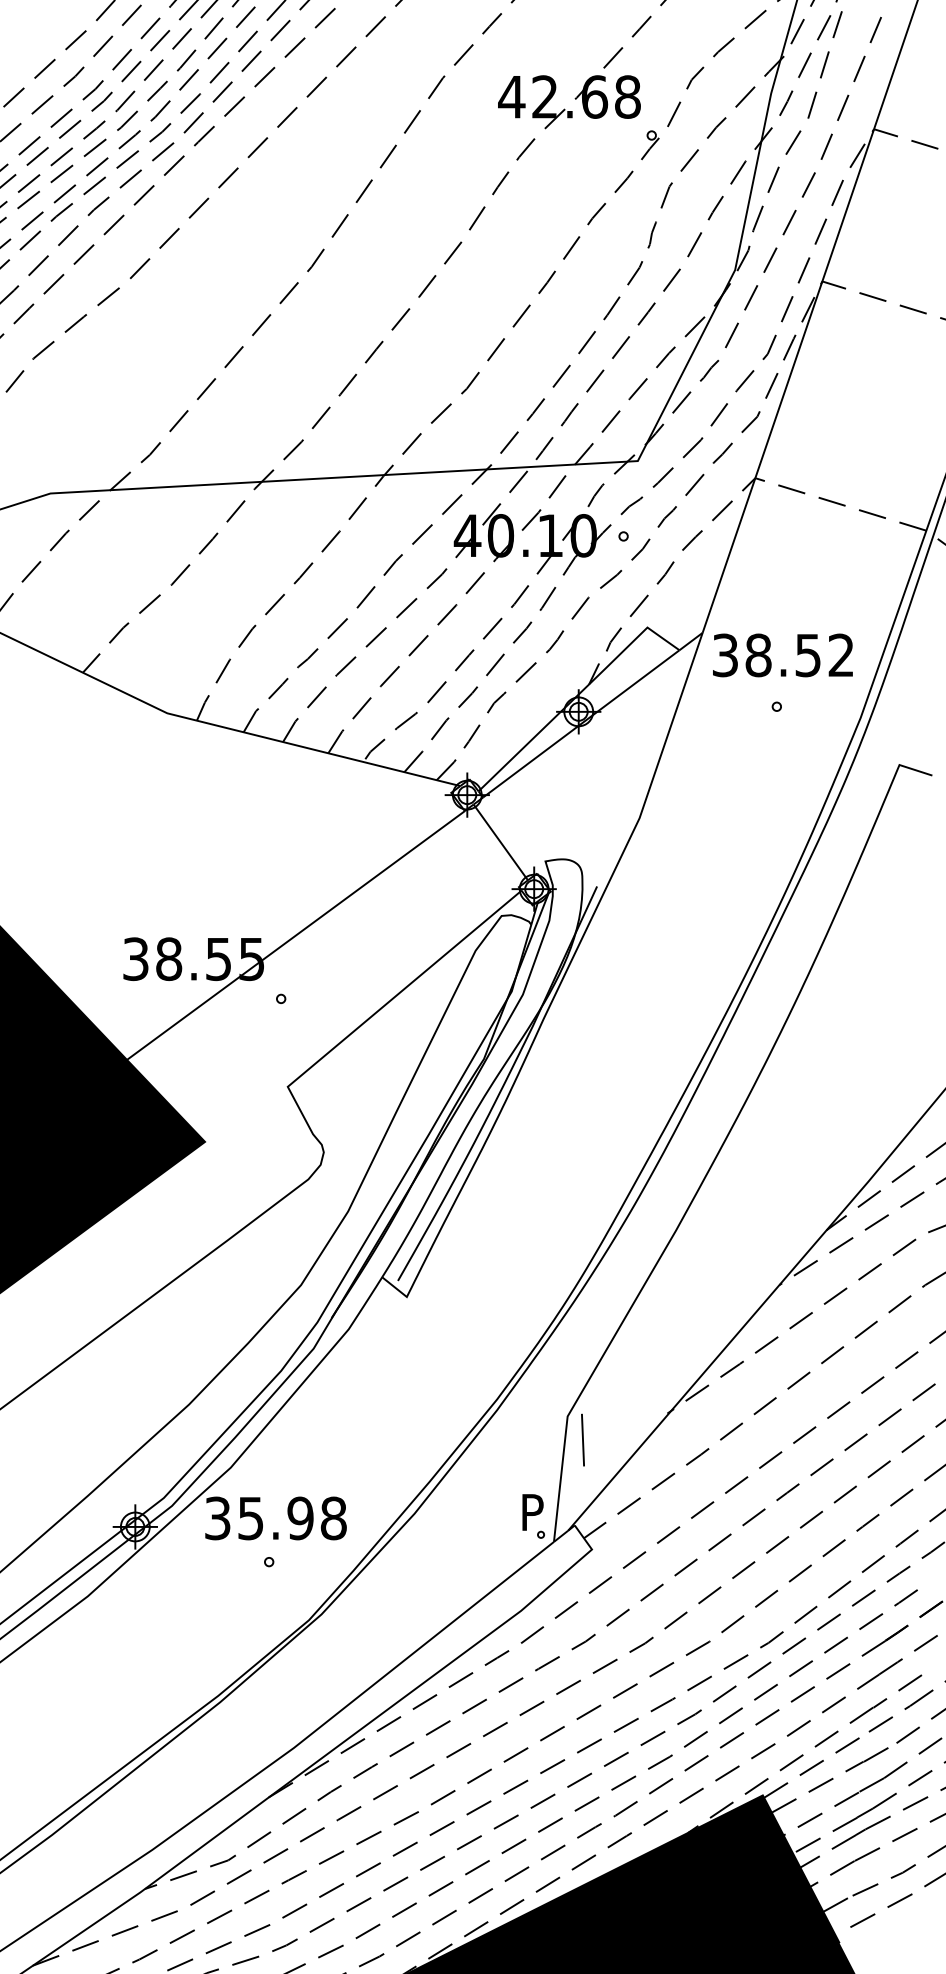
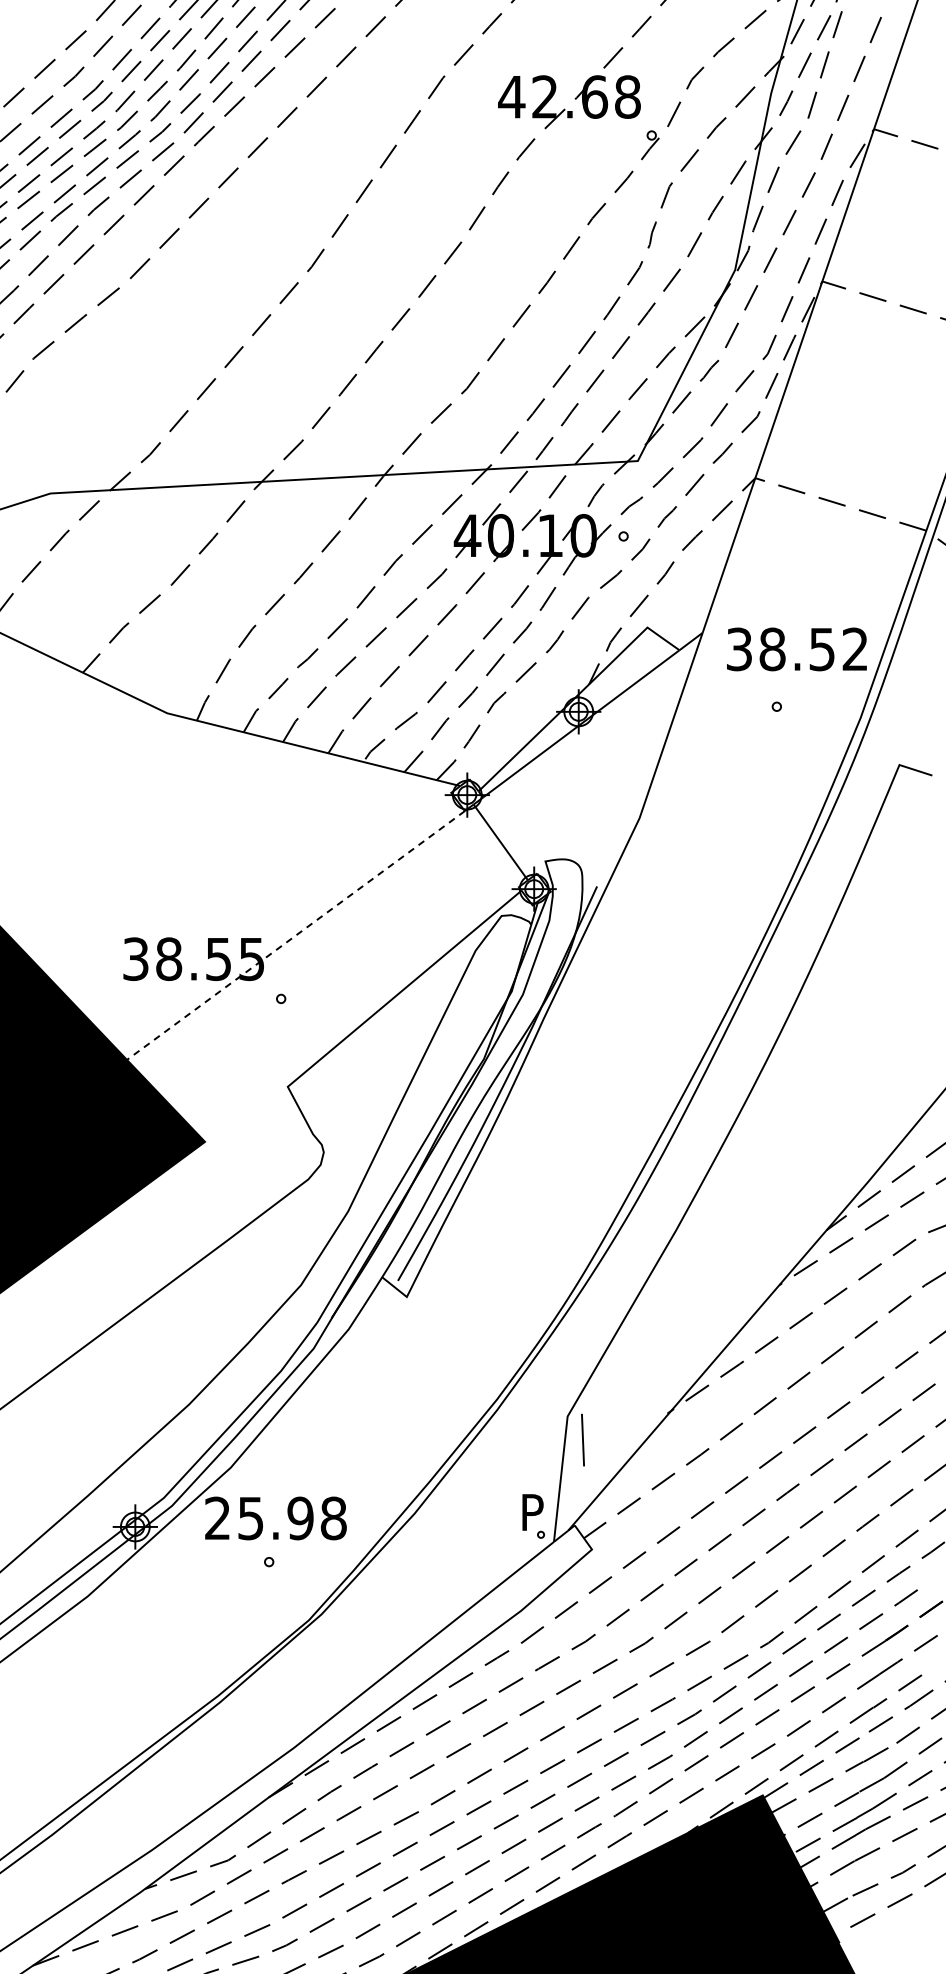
text position: (782, 655) -> (796, 649) (796, 649)
line: solid -> dashed (295, 935)
text: 35.98 -> 25.98 (217, 1518)
